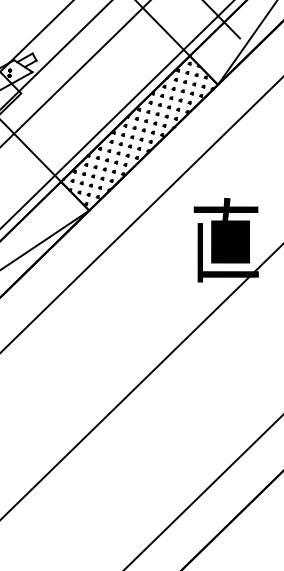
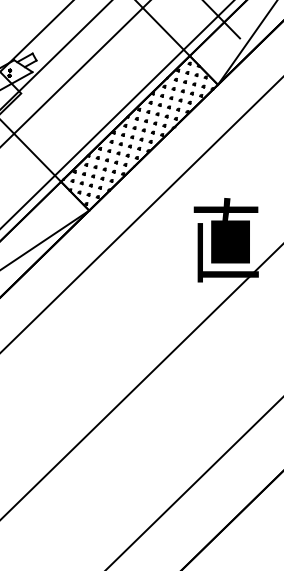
line position: (203, 492) -> (194, 483) (194, 483)
